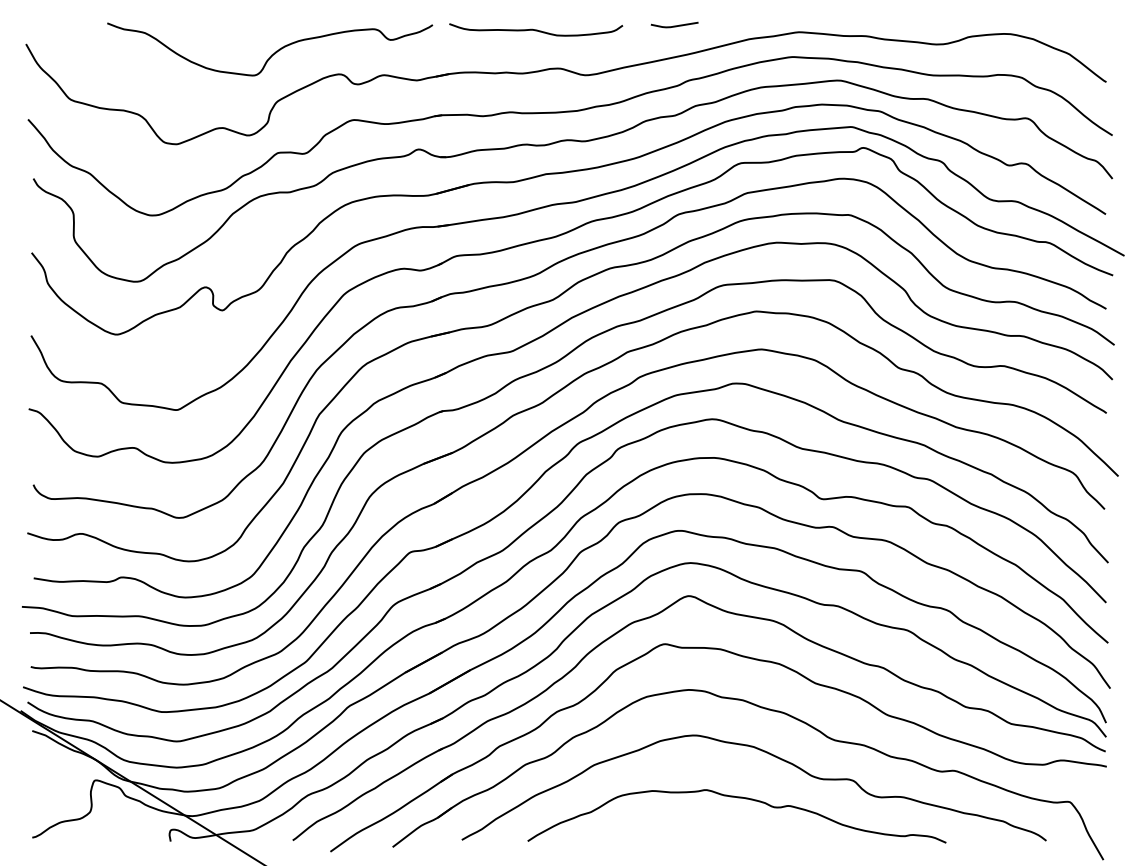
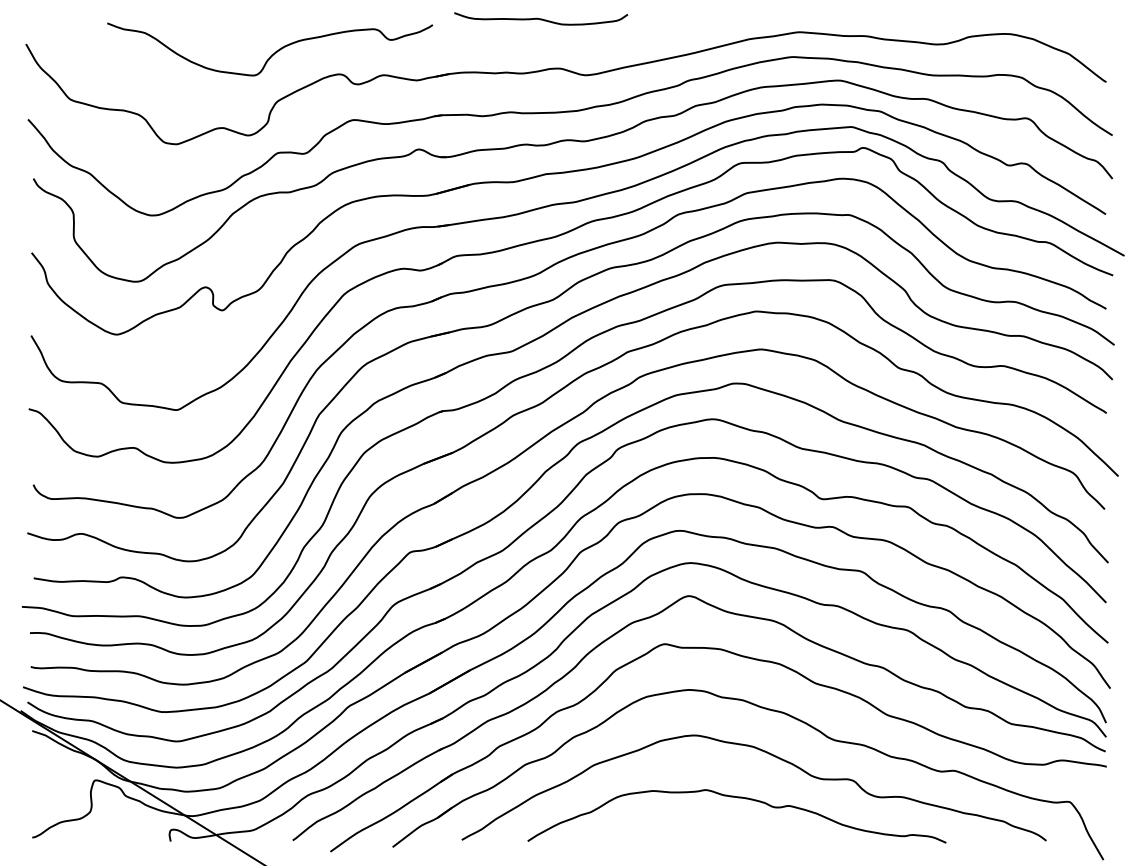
line: present -> none (674, 25)
curve position: (536, 29) -> (541, 18) (541, 18)
